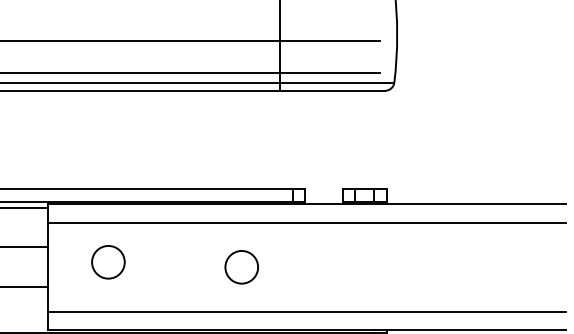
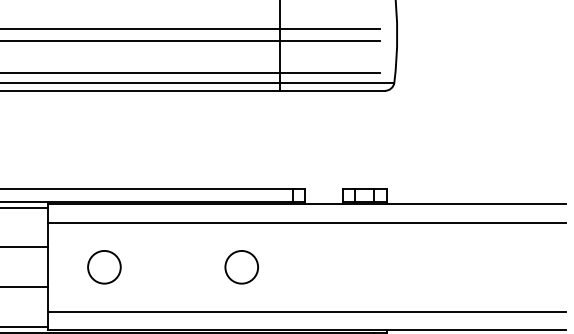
line: none -> present (191, 28)
circle position: (108, 262) -> (104, 267) (104, 267)
line: none -> present (25, 326)
